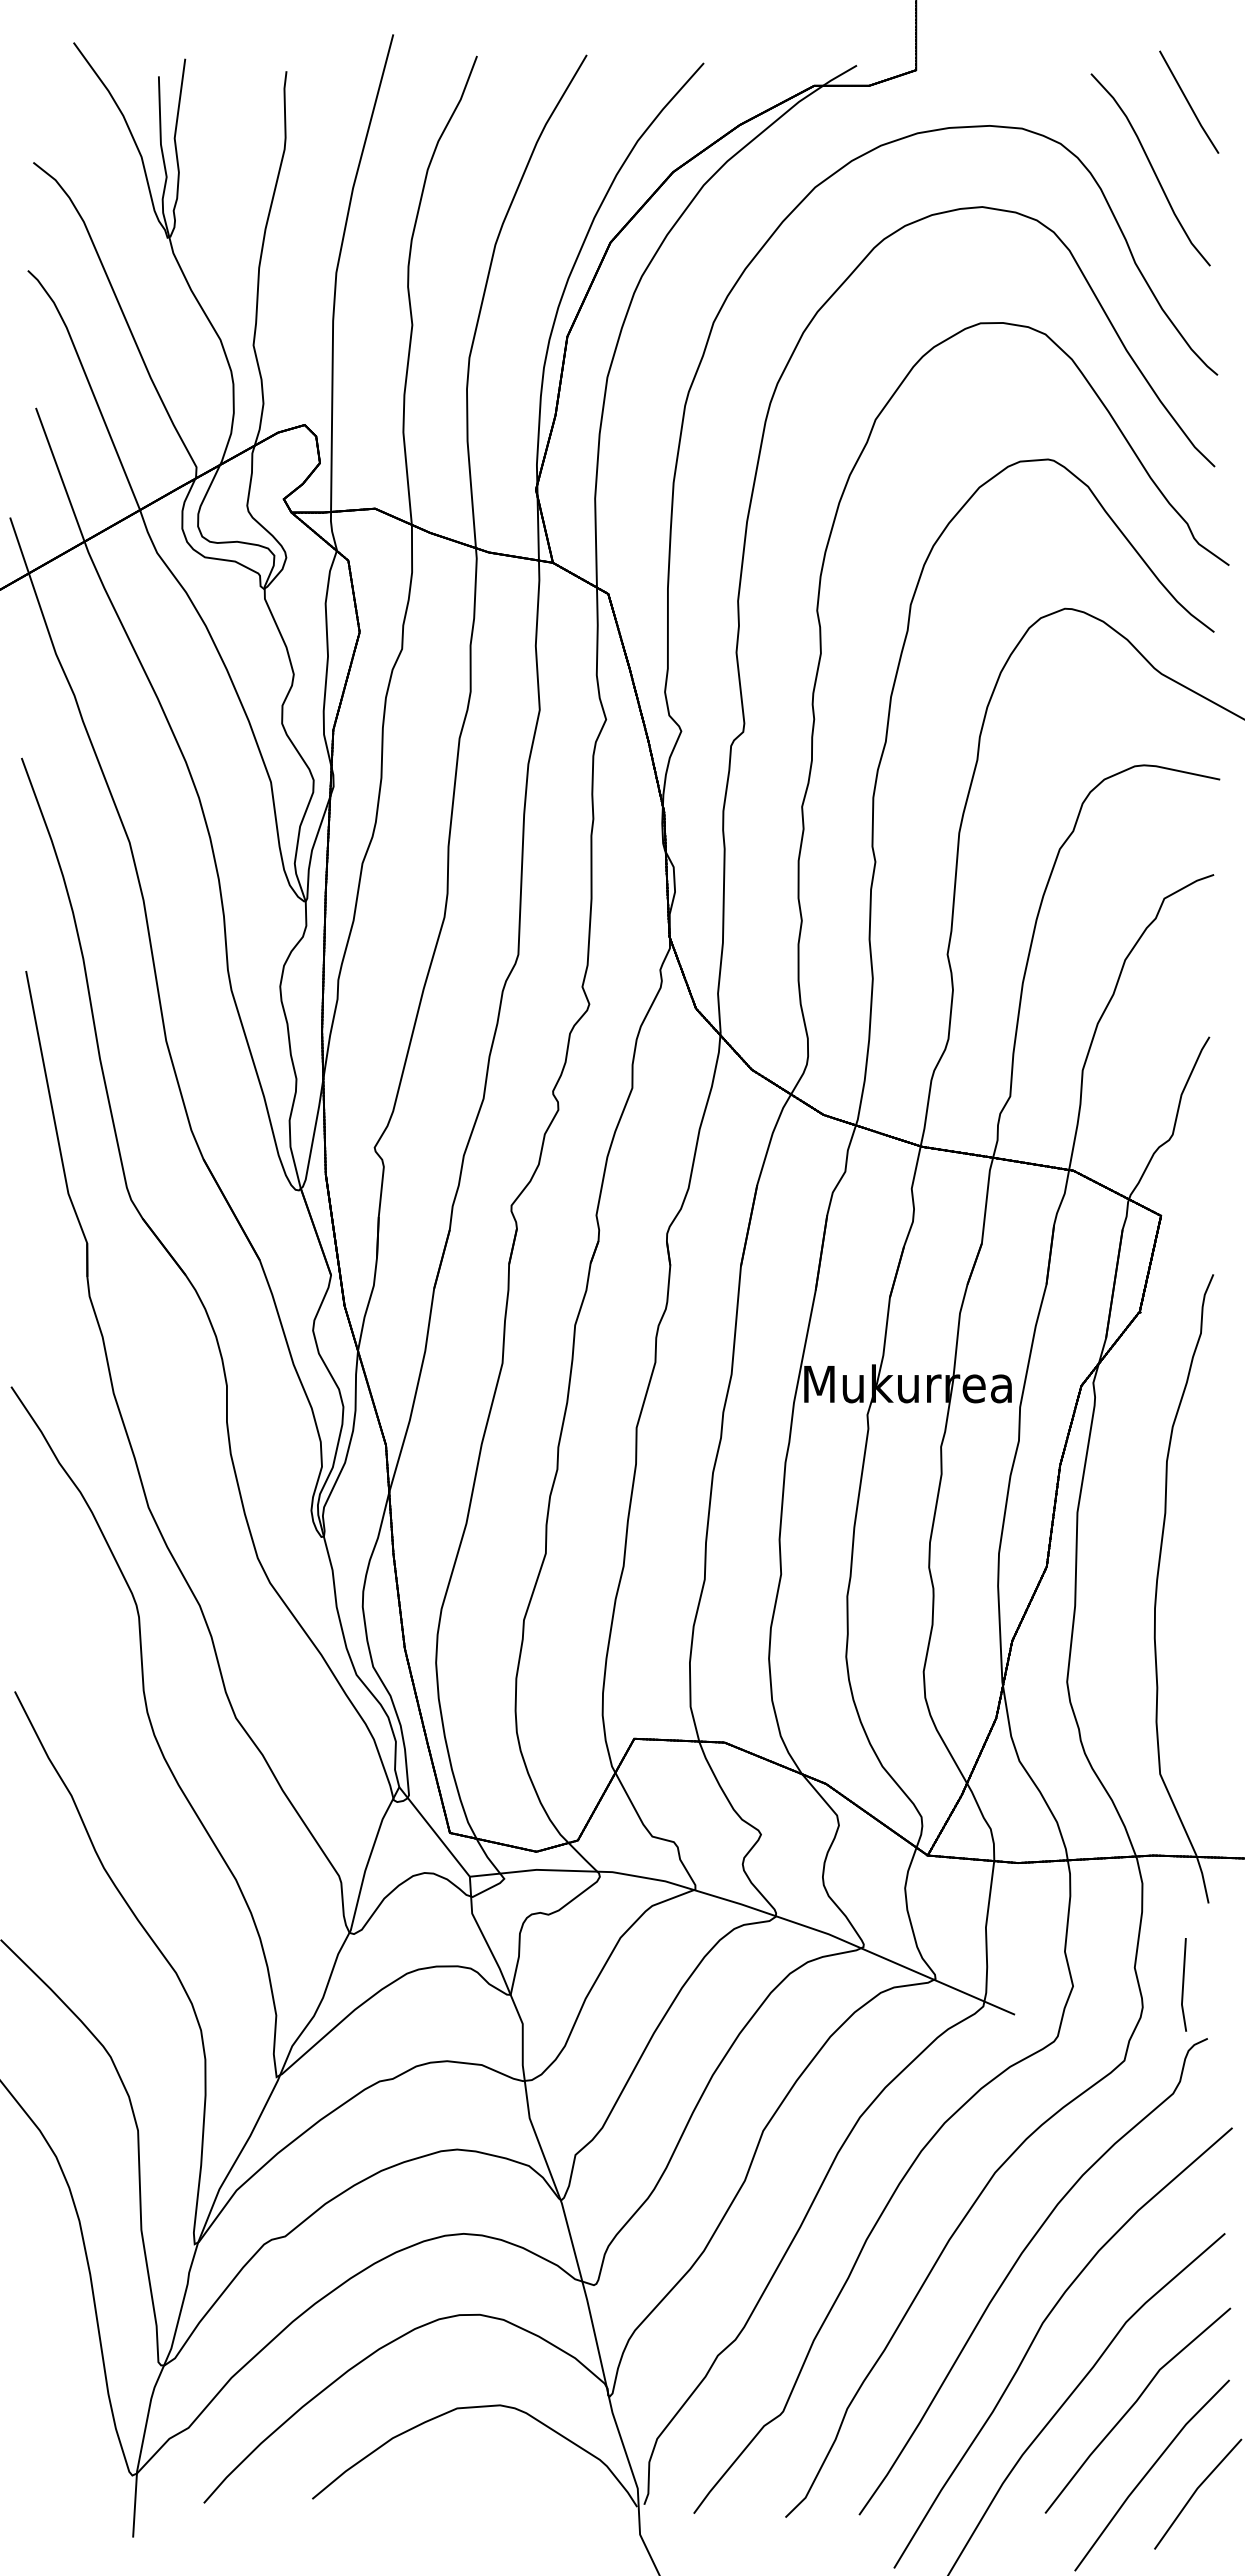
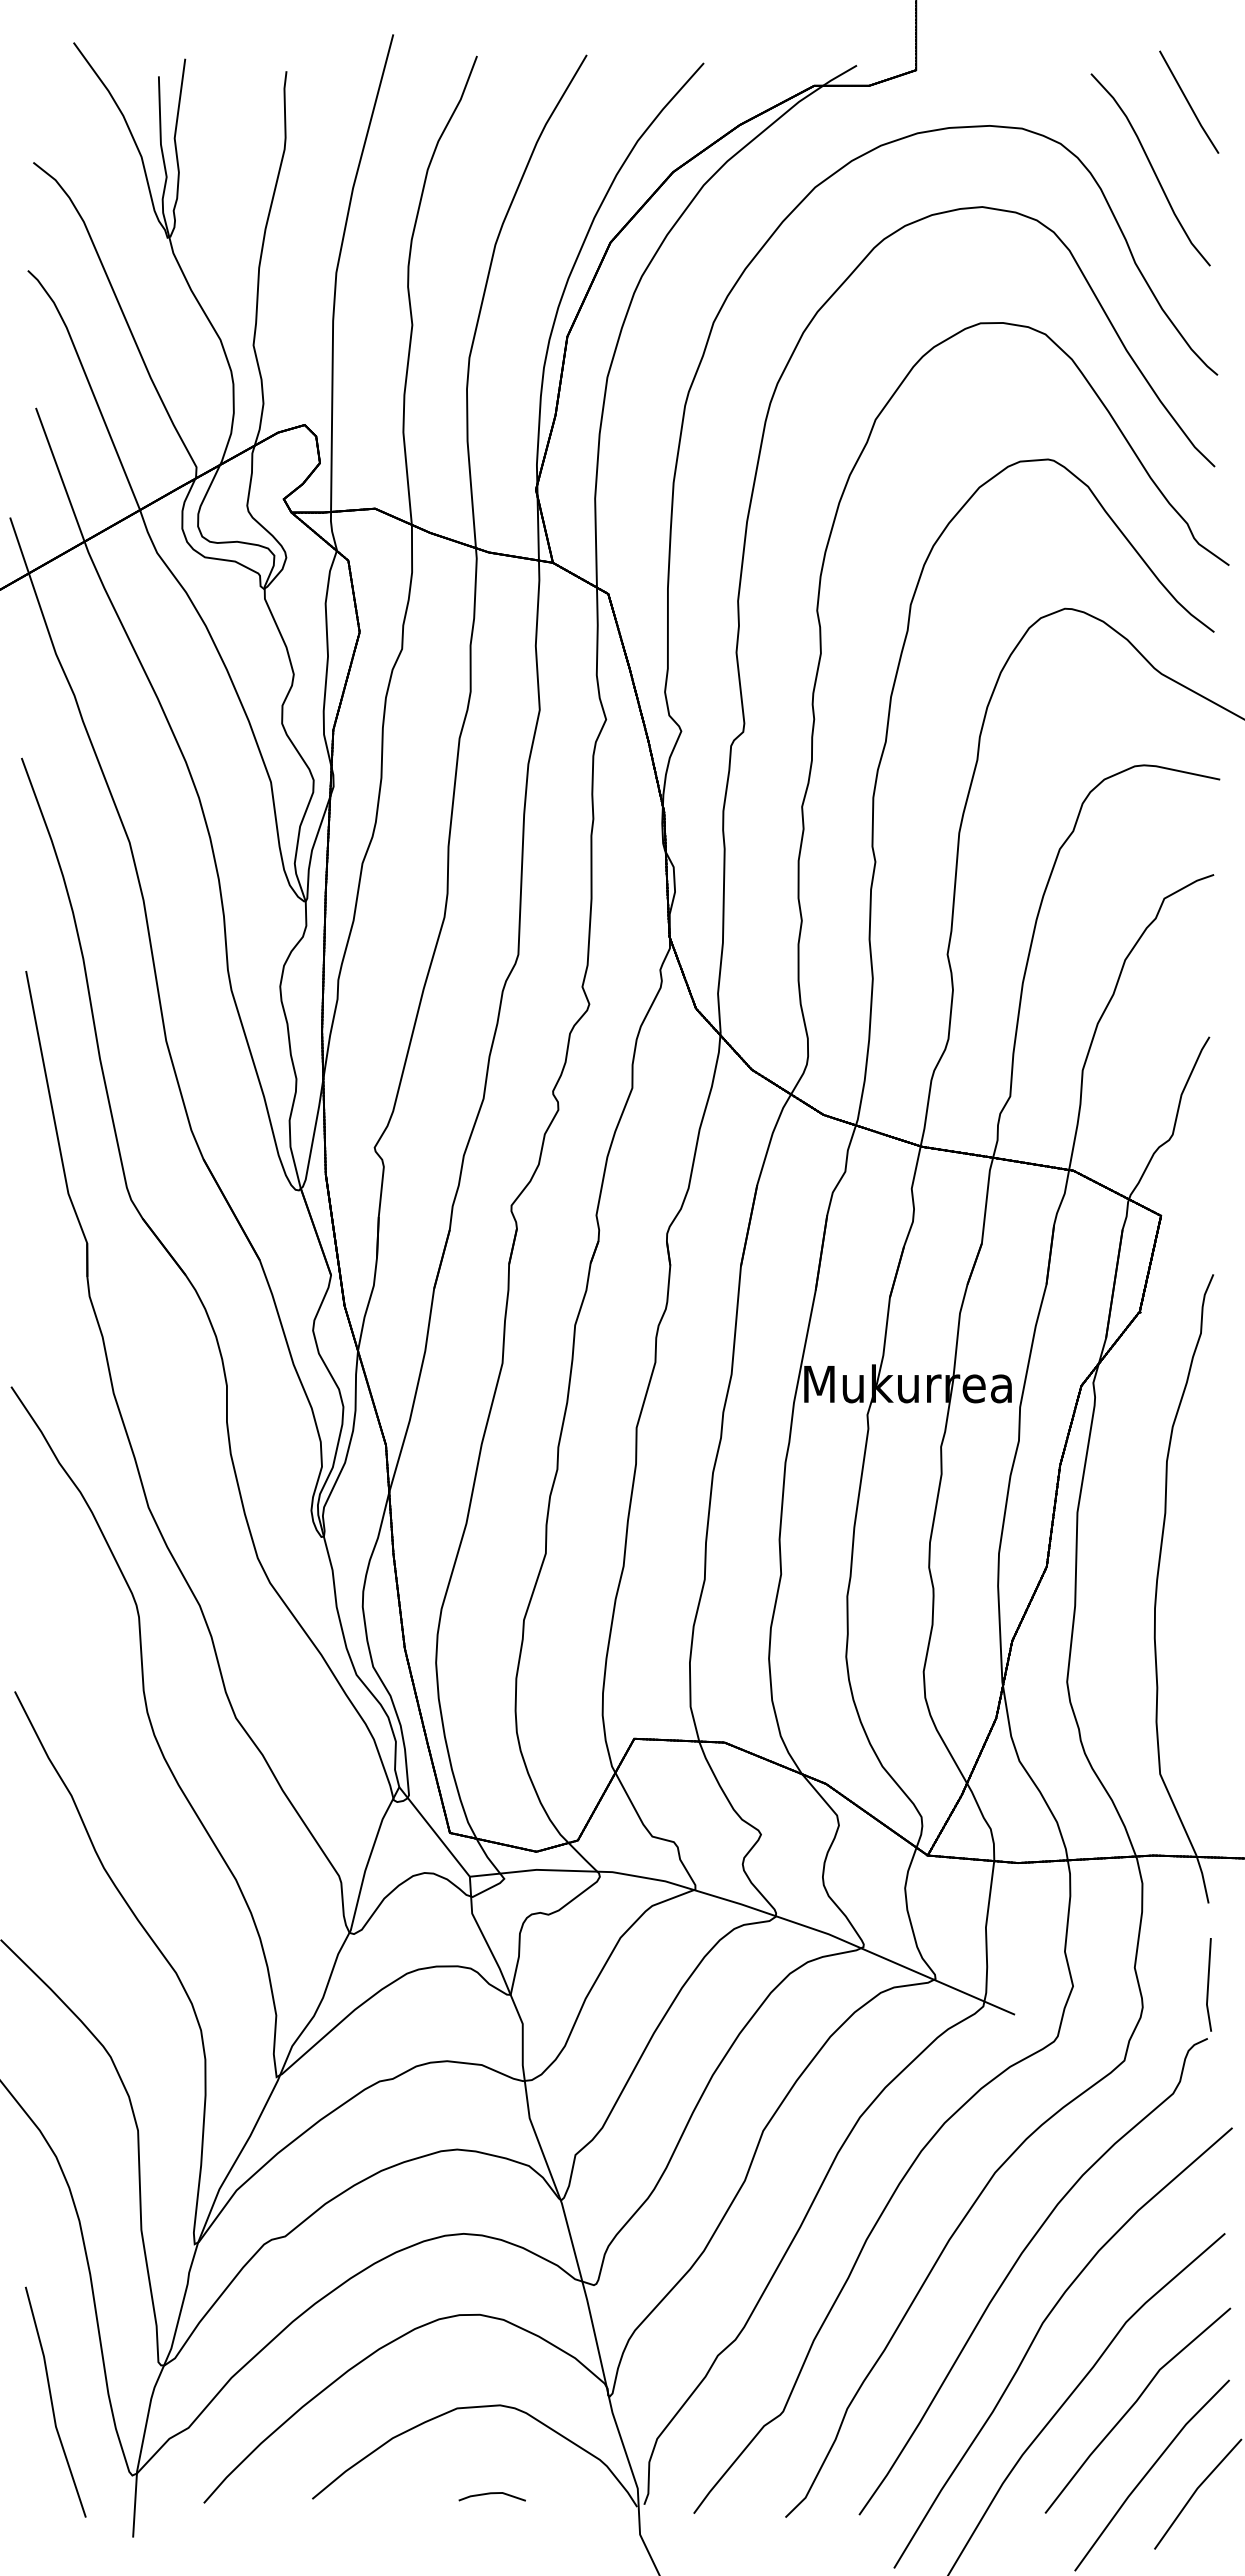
line position: (1184, 1984) -> (1209, 1984) (1209, 1984)
line: none -> present (52, 2401)
line: none -> present (491, 2494)
